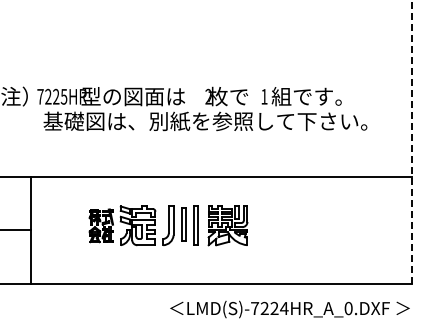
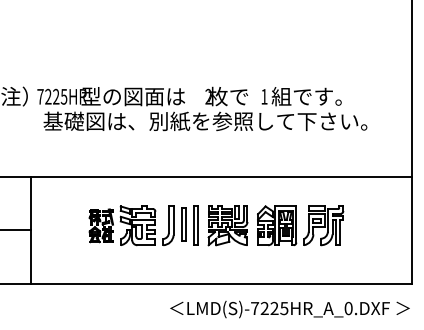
line: dashed -> solid (412, 142)
part: none -> present (300, 225)
text: LMD(S)-7224HR_A_0.DXF -> LMD(S)-7225HR_A_0.DXF (284, 308)
